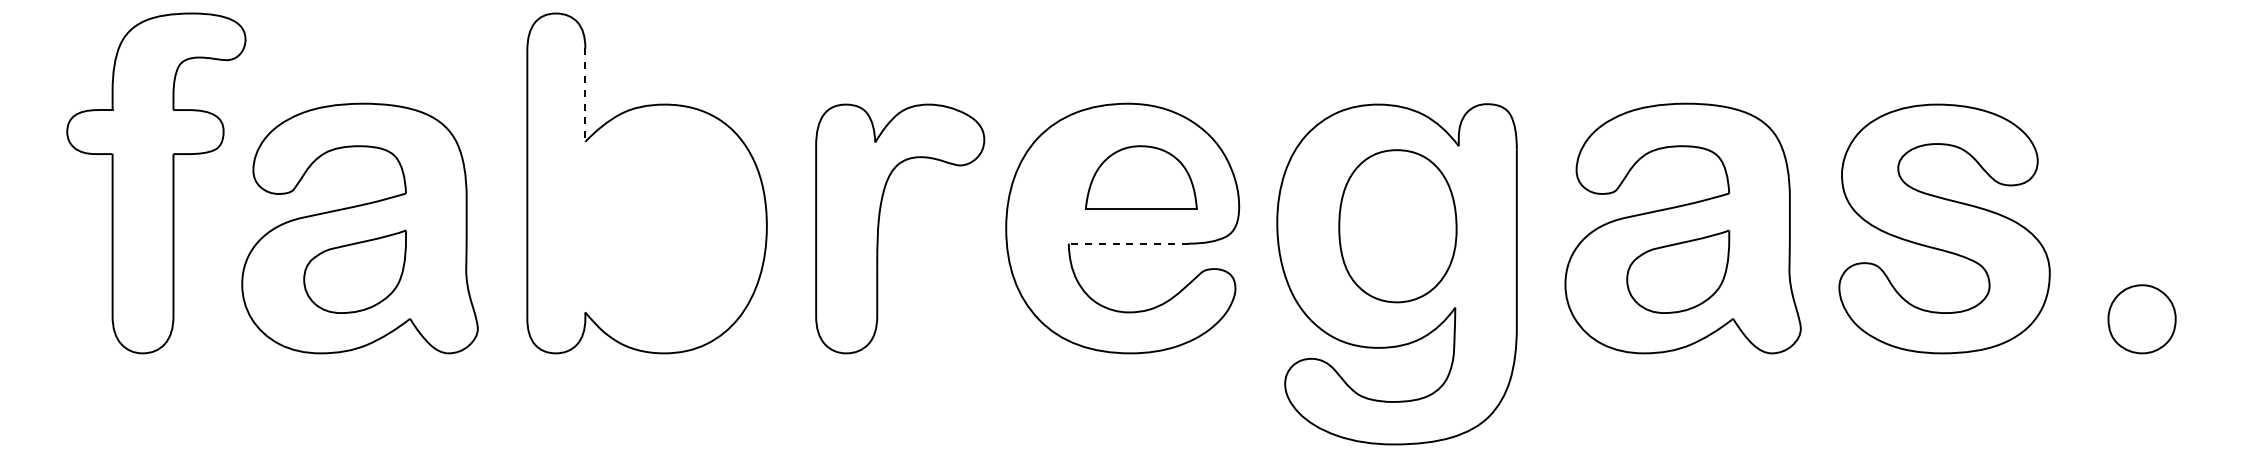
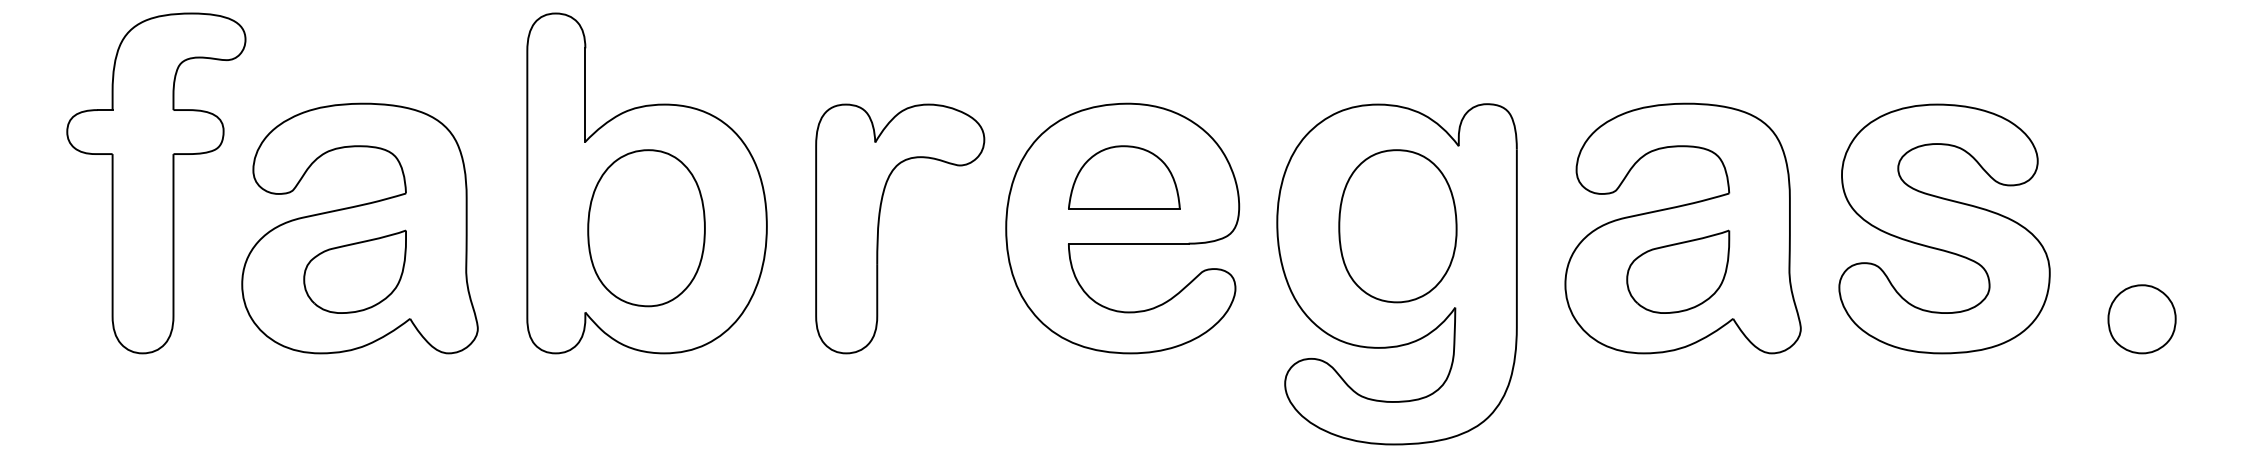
line: dashed -> solid (585, 95)
part position: (1141, 177) -> (1124, 177) (1124, 177)
part: none -> present (646, 228)
line: dashed -> solid (1128, 243)
